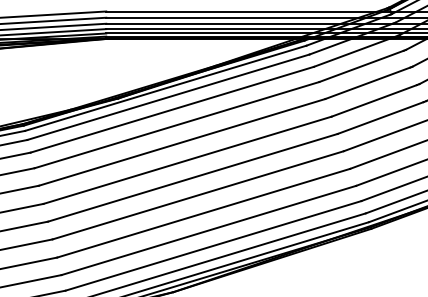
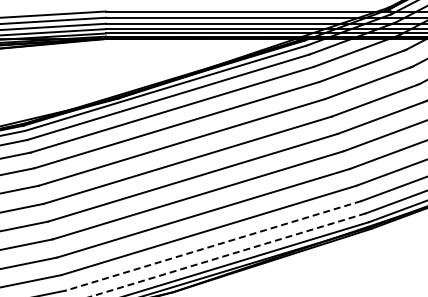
line: solid -> dashed (213, 245)
line: solid -> dashed (228, 255)
